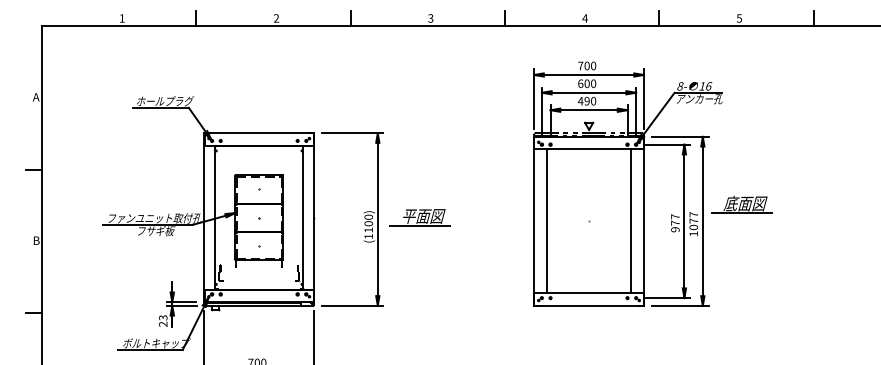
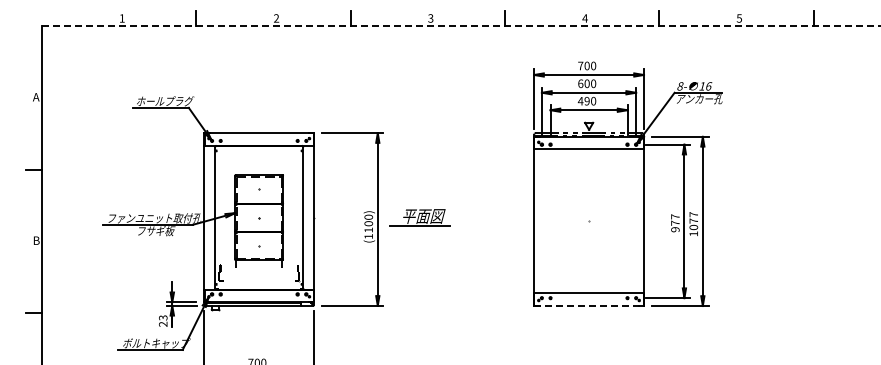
line: solid -> dashed (461, 26)
part: present -> none (741, 204)
line: present -> none (547, 221)
line: present -> none (630, 221)
line: solid -> dashed (589, 306)
